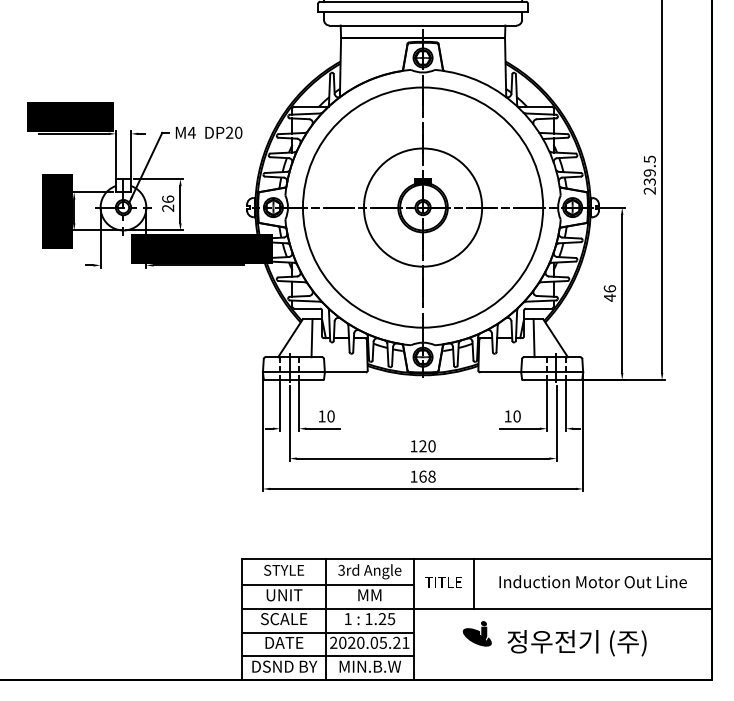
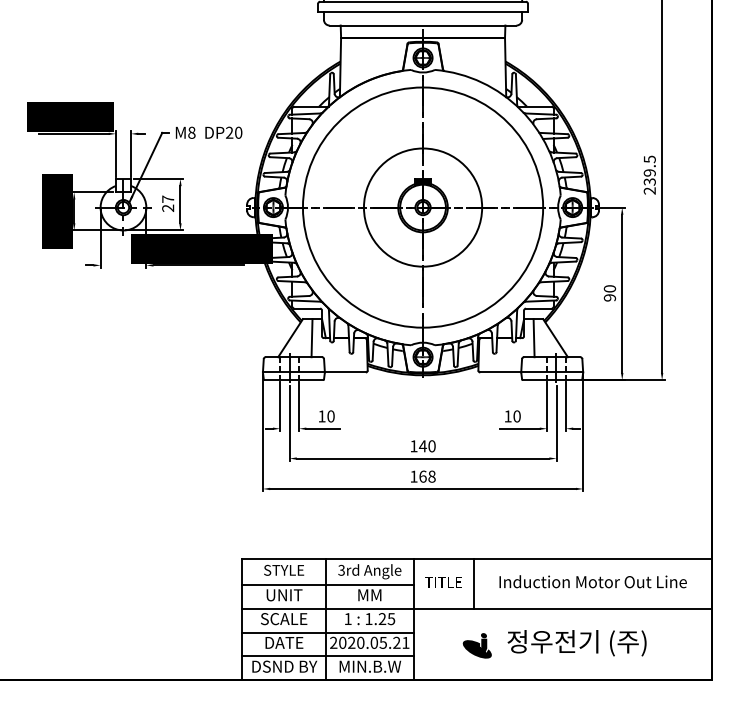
text: M4 -> M8 (191, 132)
text: 26 -> 27 (168, 198)
text: 46 -> 90 (609, 293)
text: 120 -> 140 (422, 446)
part position: (476, 633) -> (476, 645) (476, 645)
